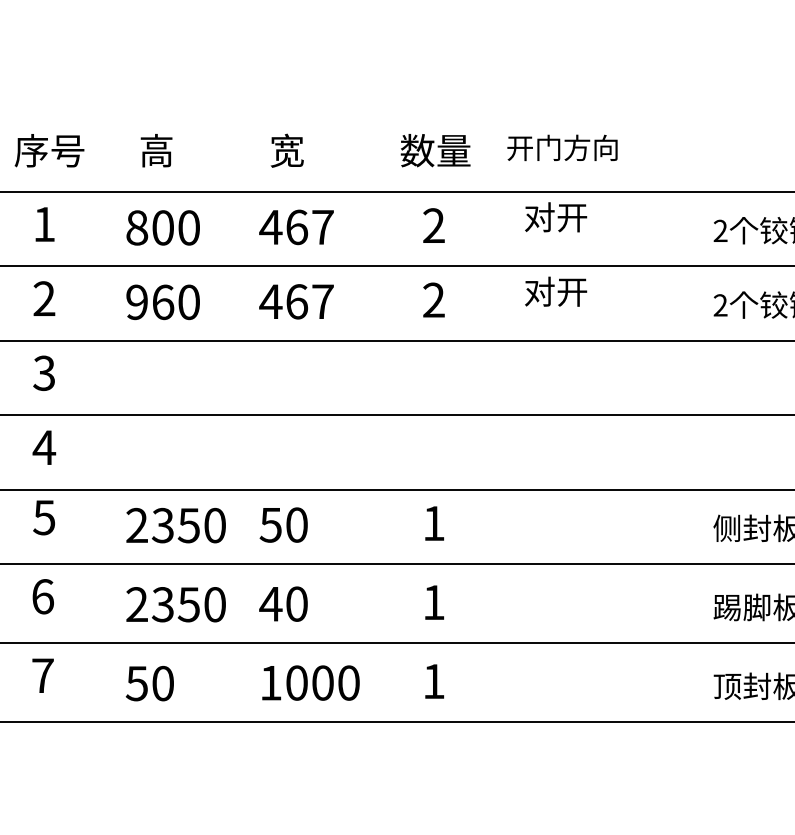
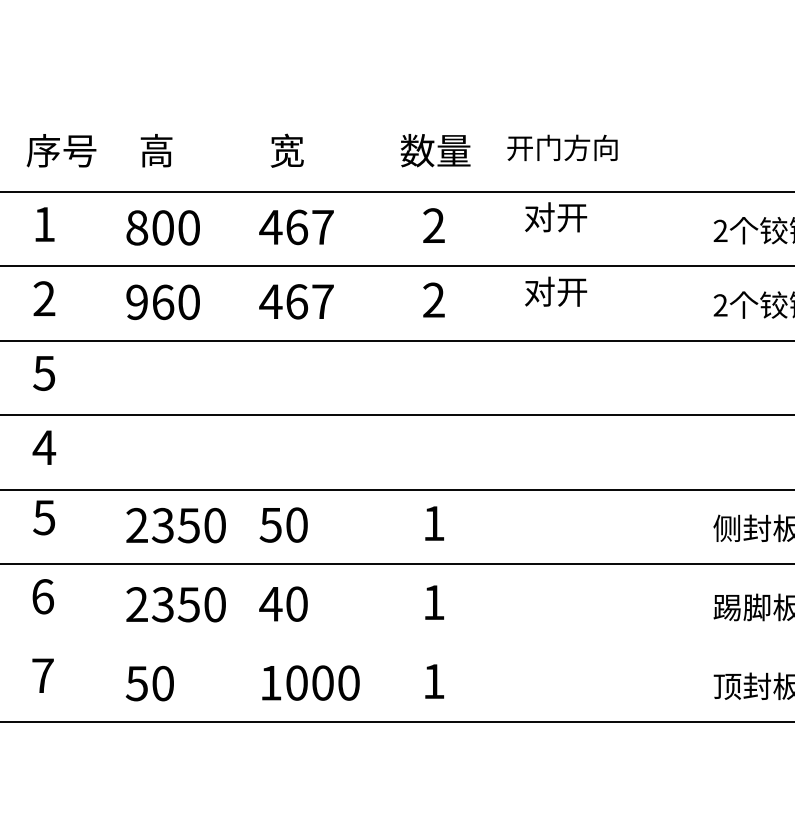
text position: (49, 150) -> (61, 150) (61, 150)
text: 3 -> 5 (44, 372)
line: present -> none (396, 643)
